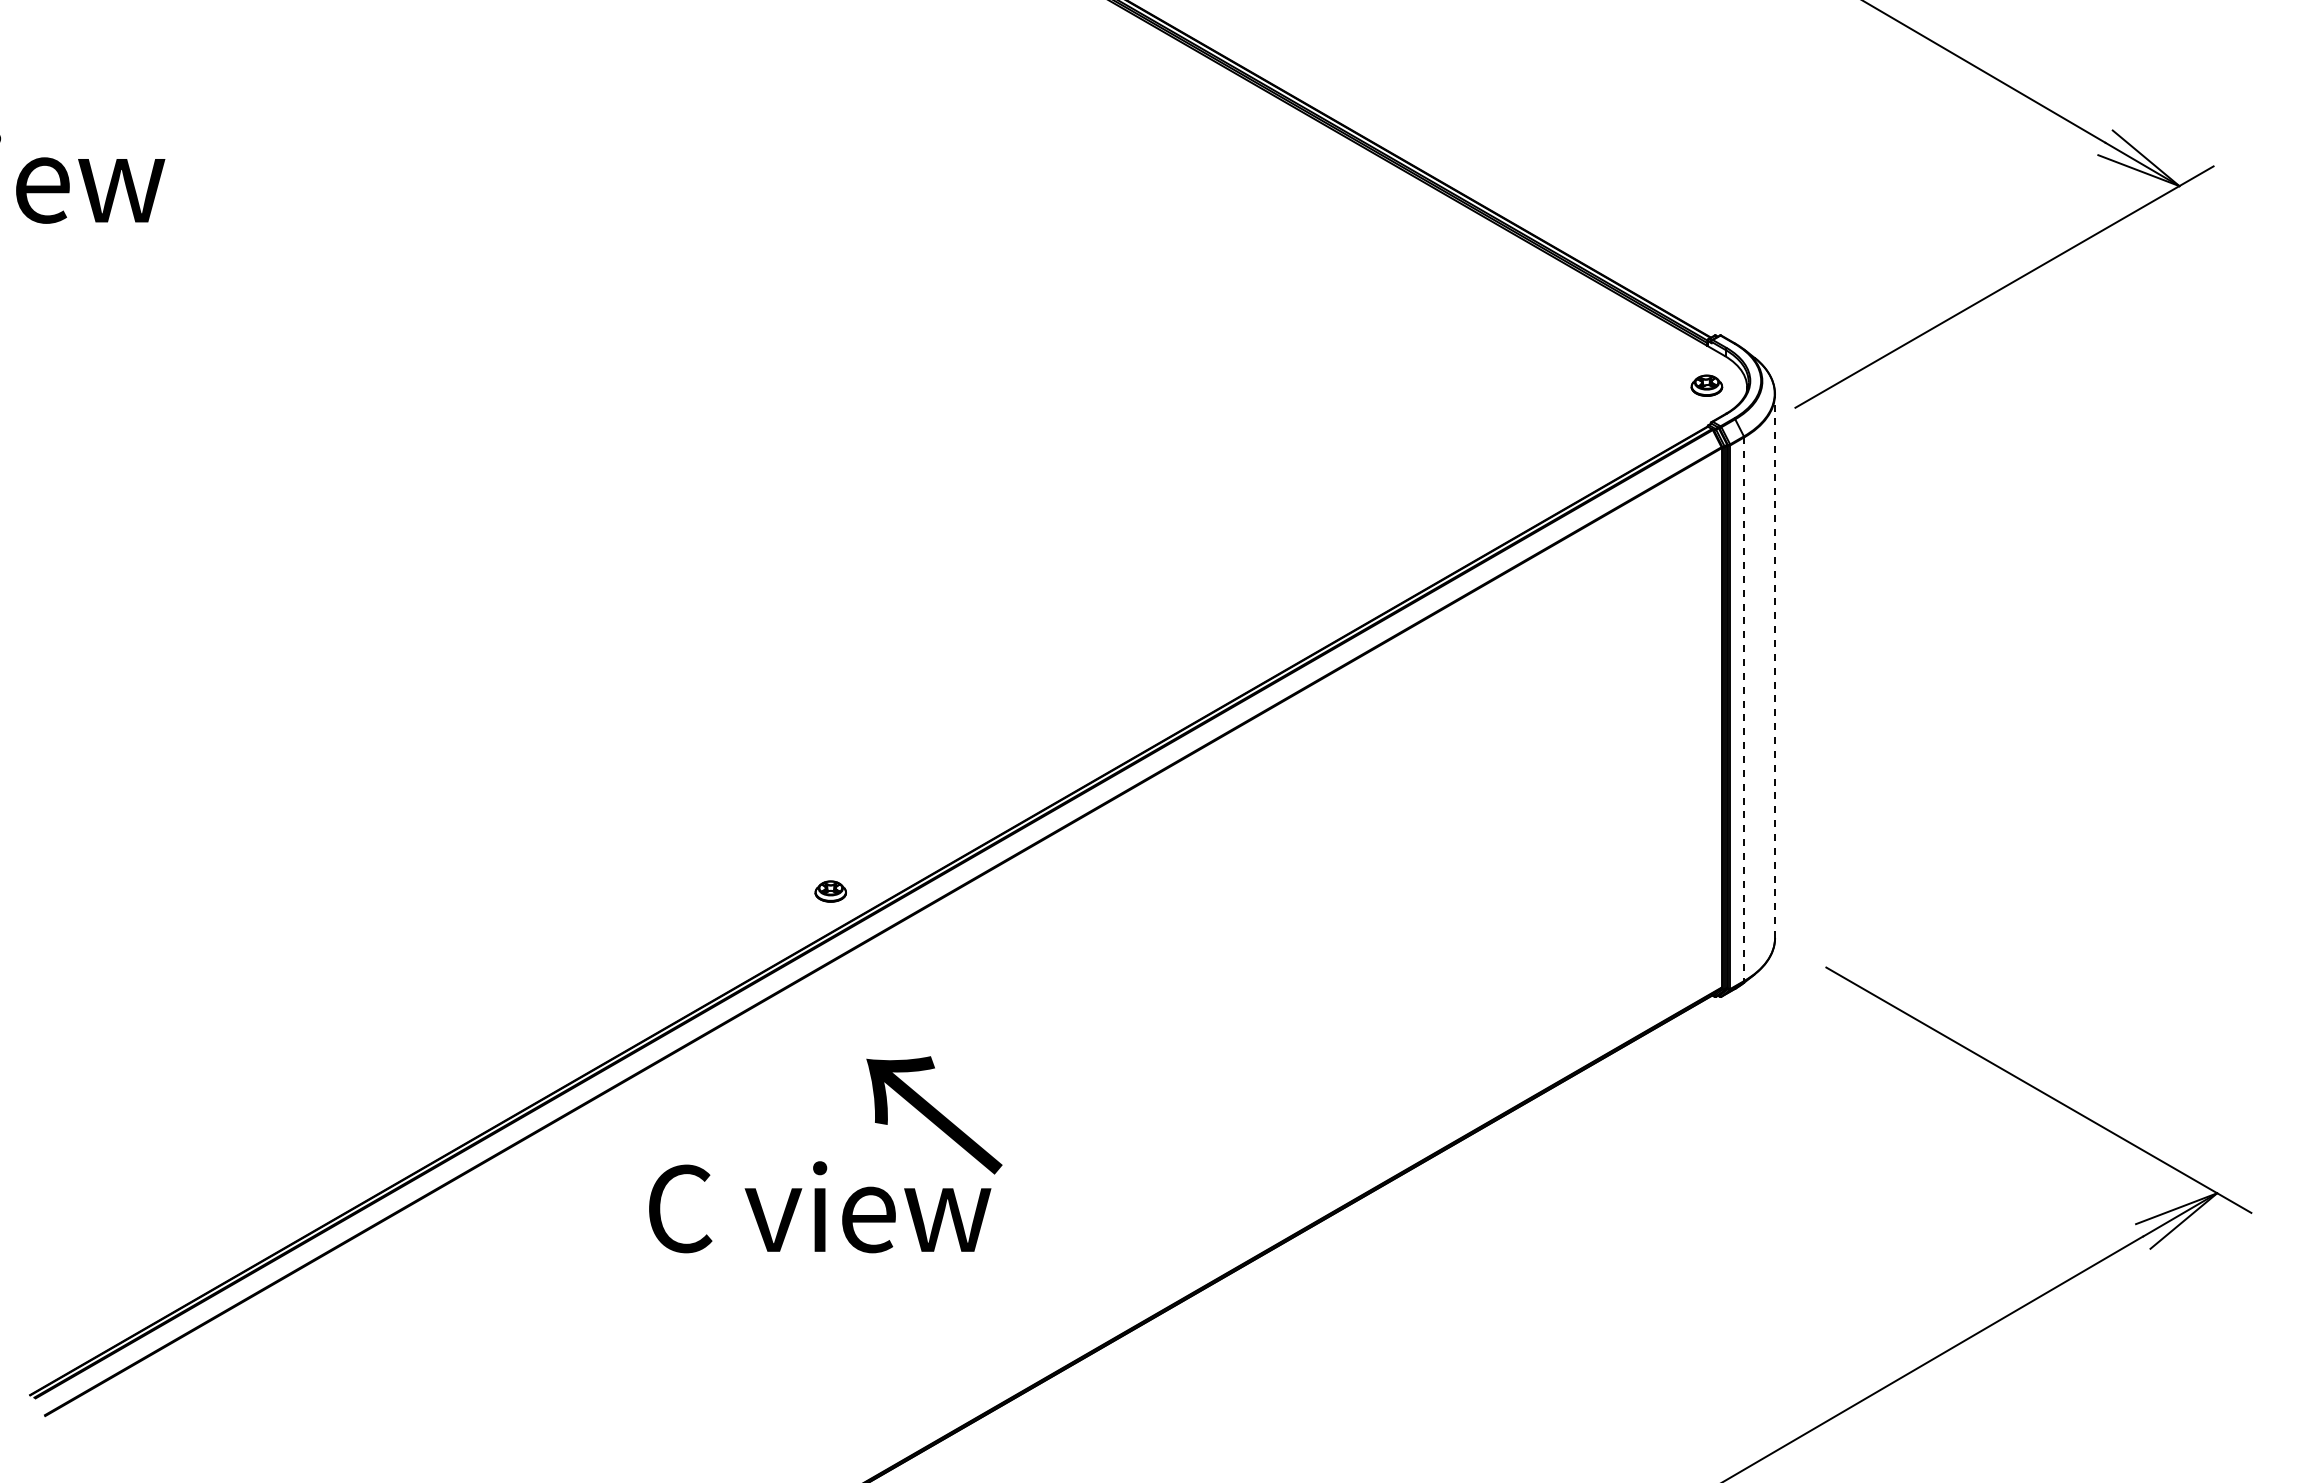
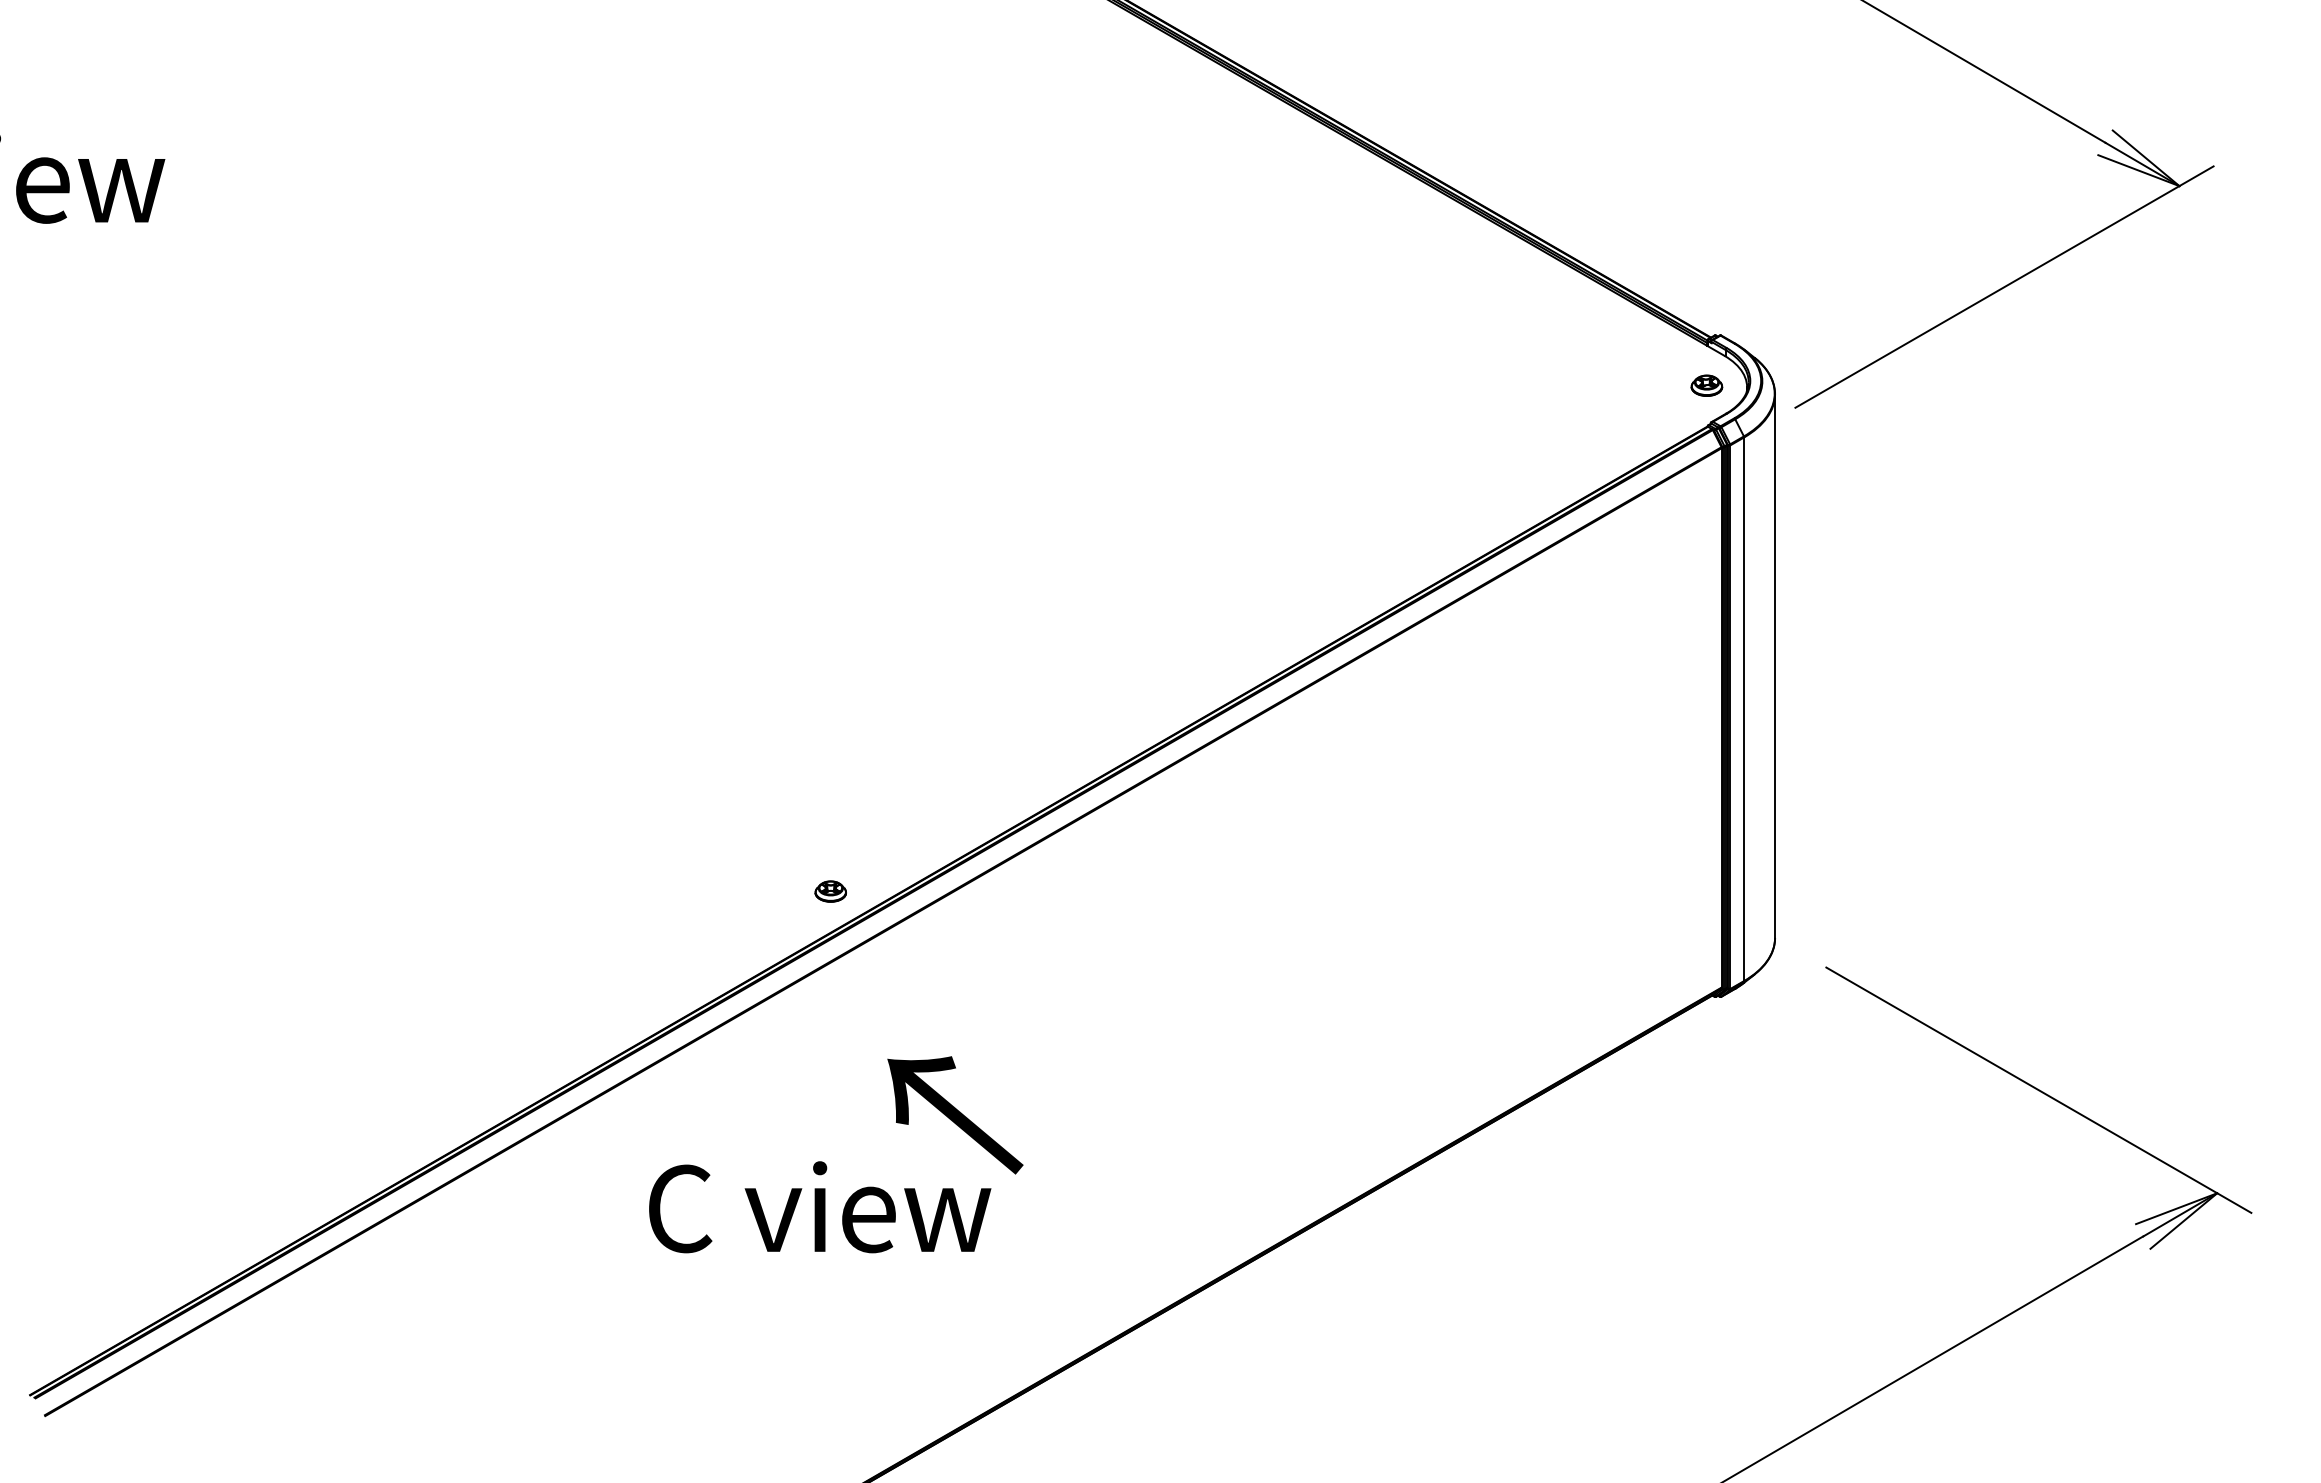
line: dashed -> solid (1775, 666)
line: dashed -> solid (1744, 709)
text position: (934, 1115) -> (955, 1115) (955, 1115)
